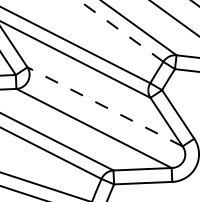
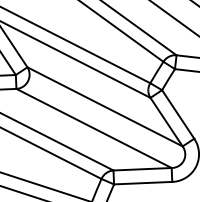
line: dashed -> solid (120, 30)
line: dashed -> solid (104, 106)
